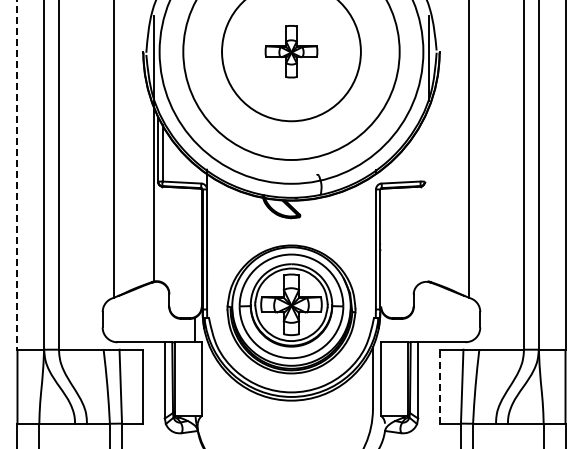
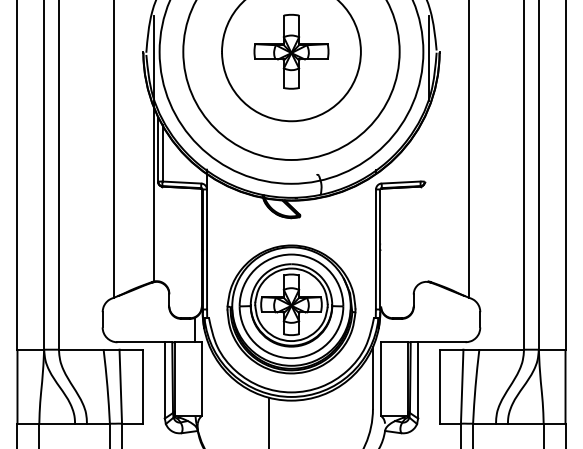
part size: 55x54 px -> 77x77 px (291, 51)
line: dashed -> solid (17, 175)
line: dashed -> solid (439, 386)
line: none -> present (269, 421)
